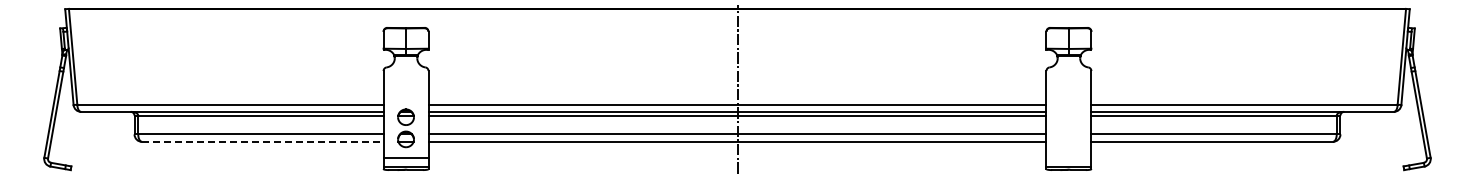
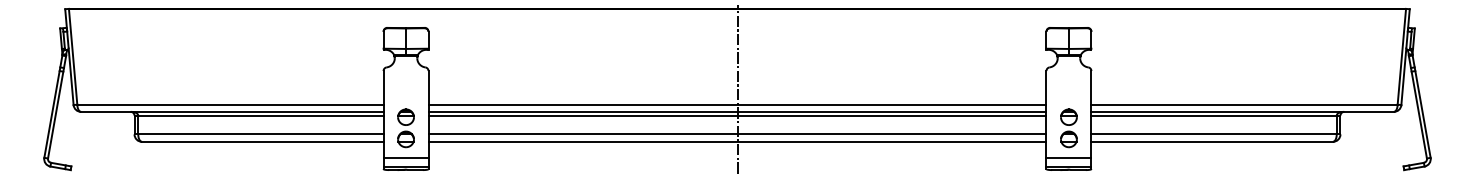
part: none -> present (1068, 128)
line: dashed -> solid (262, 141)
line: none -> present (1068, 157)
